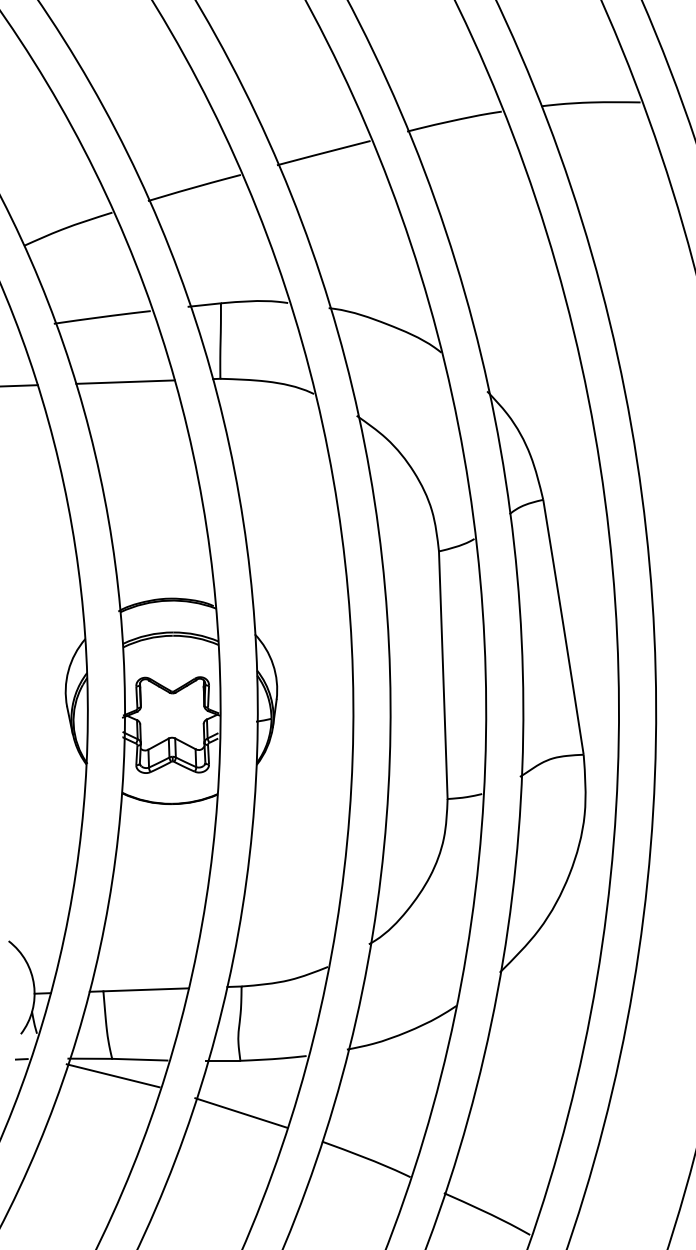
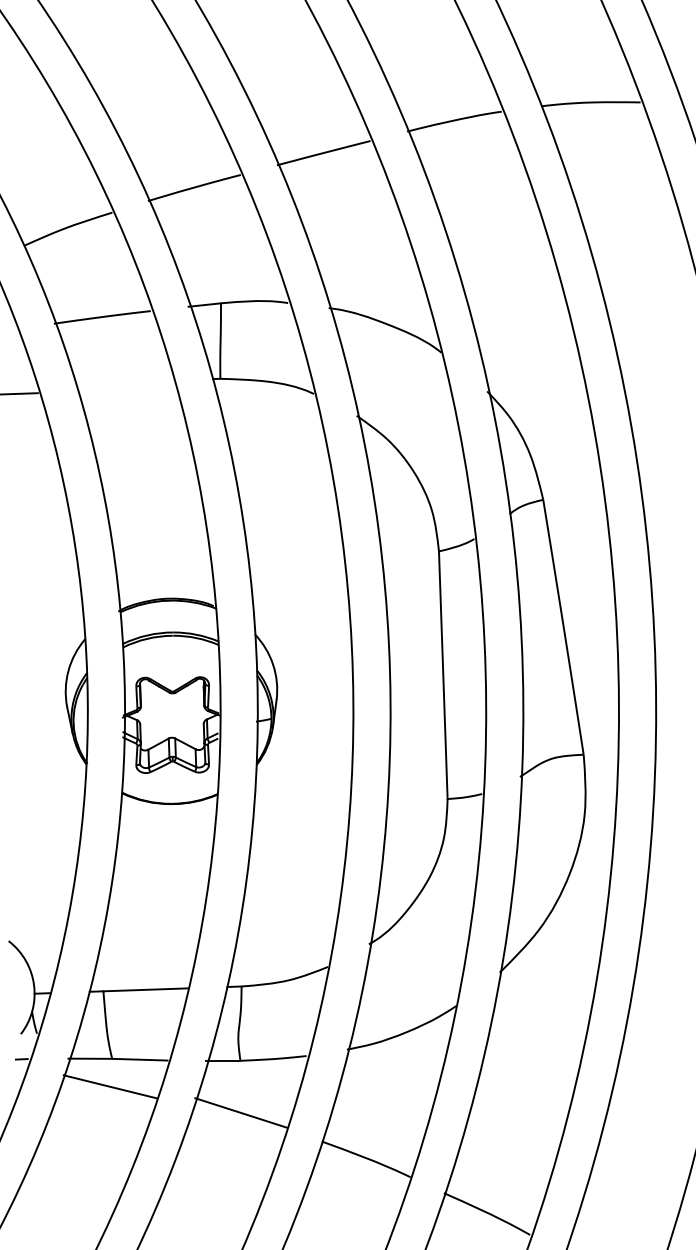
line: present -> none (125, 381)
line position: (19, 385) -> (19, 393) (19, 393)
line position: (112, 1075) -> (109, 1086) (109, 1086)
